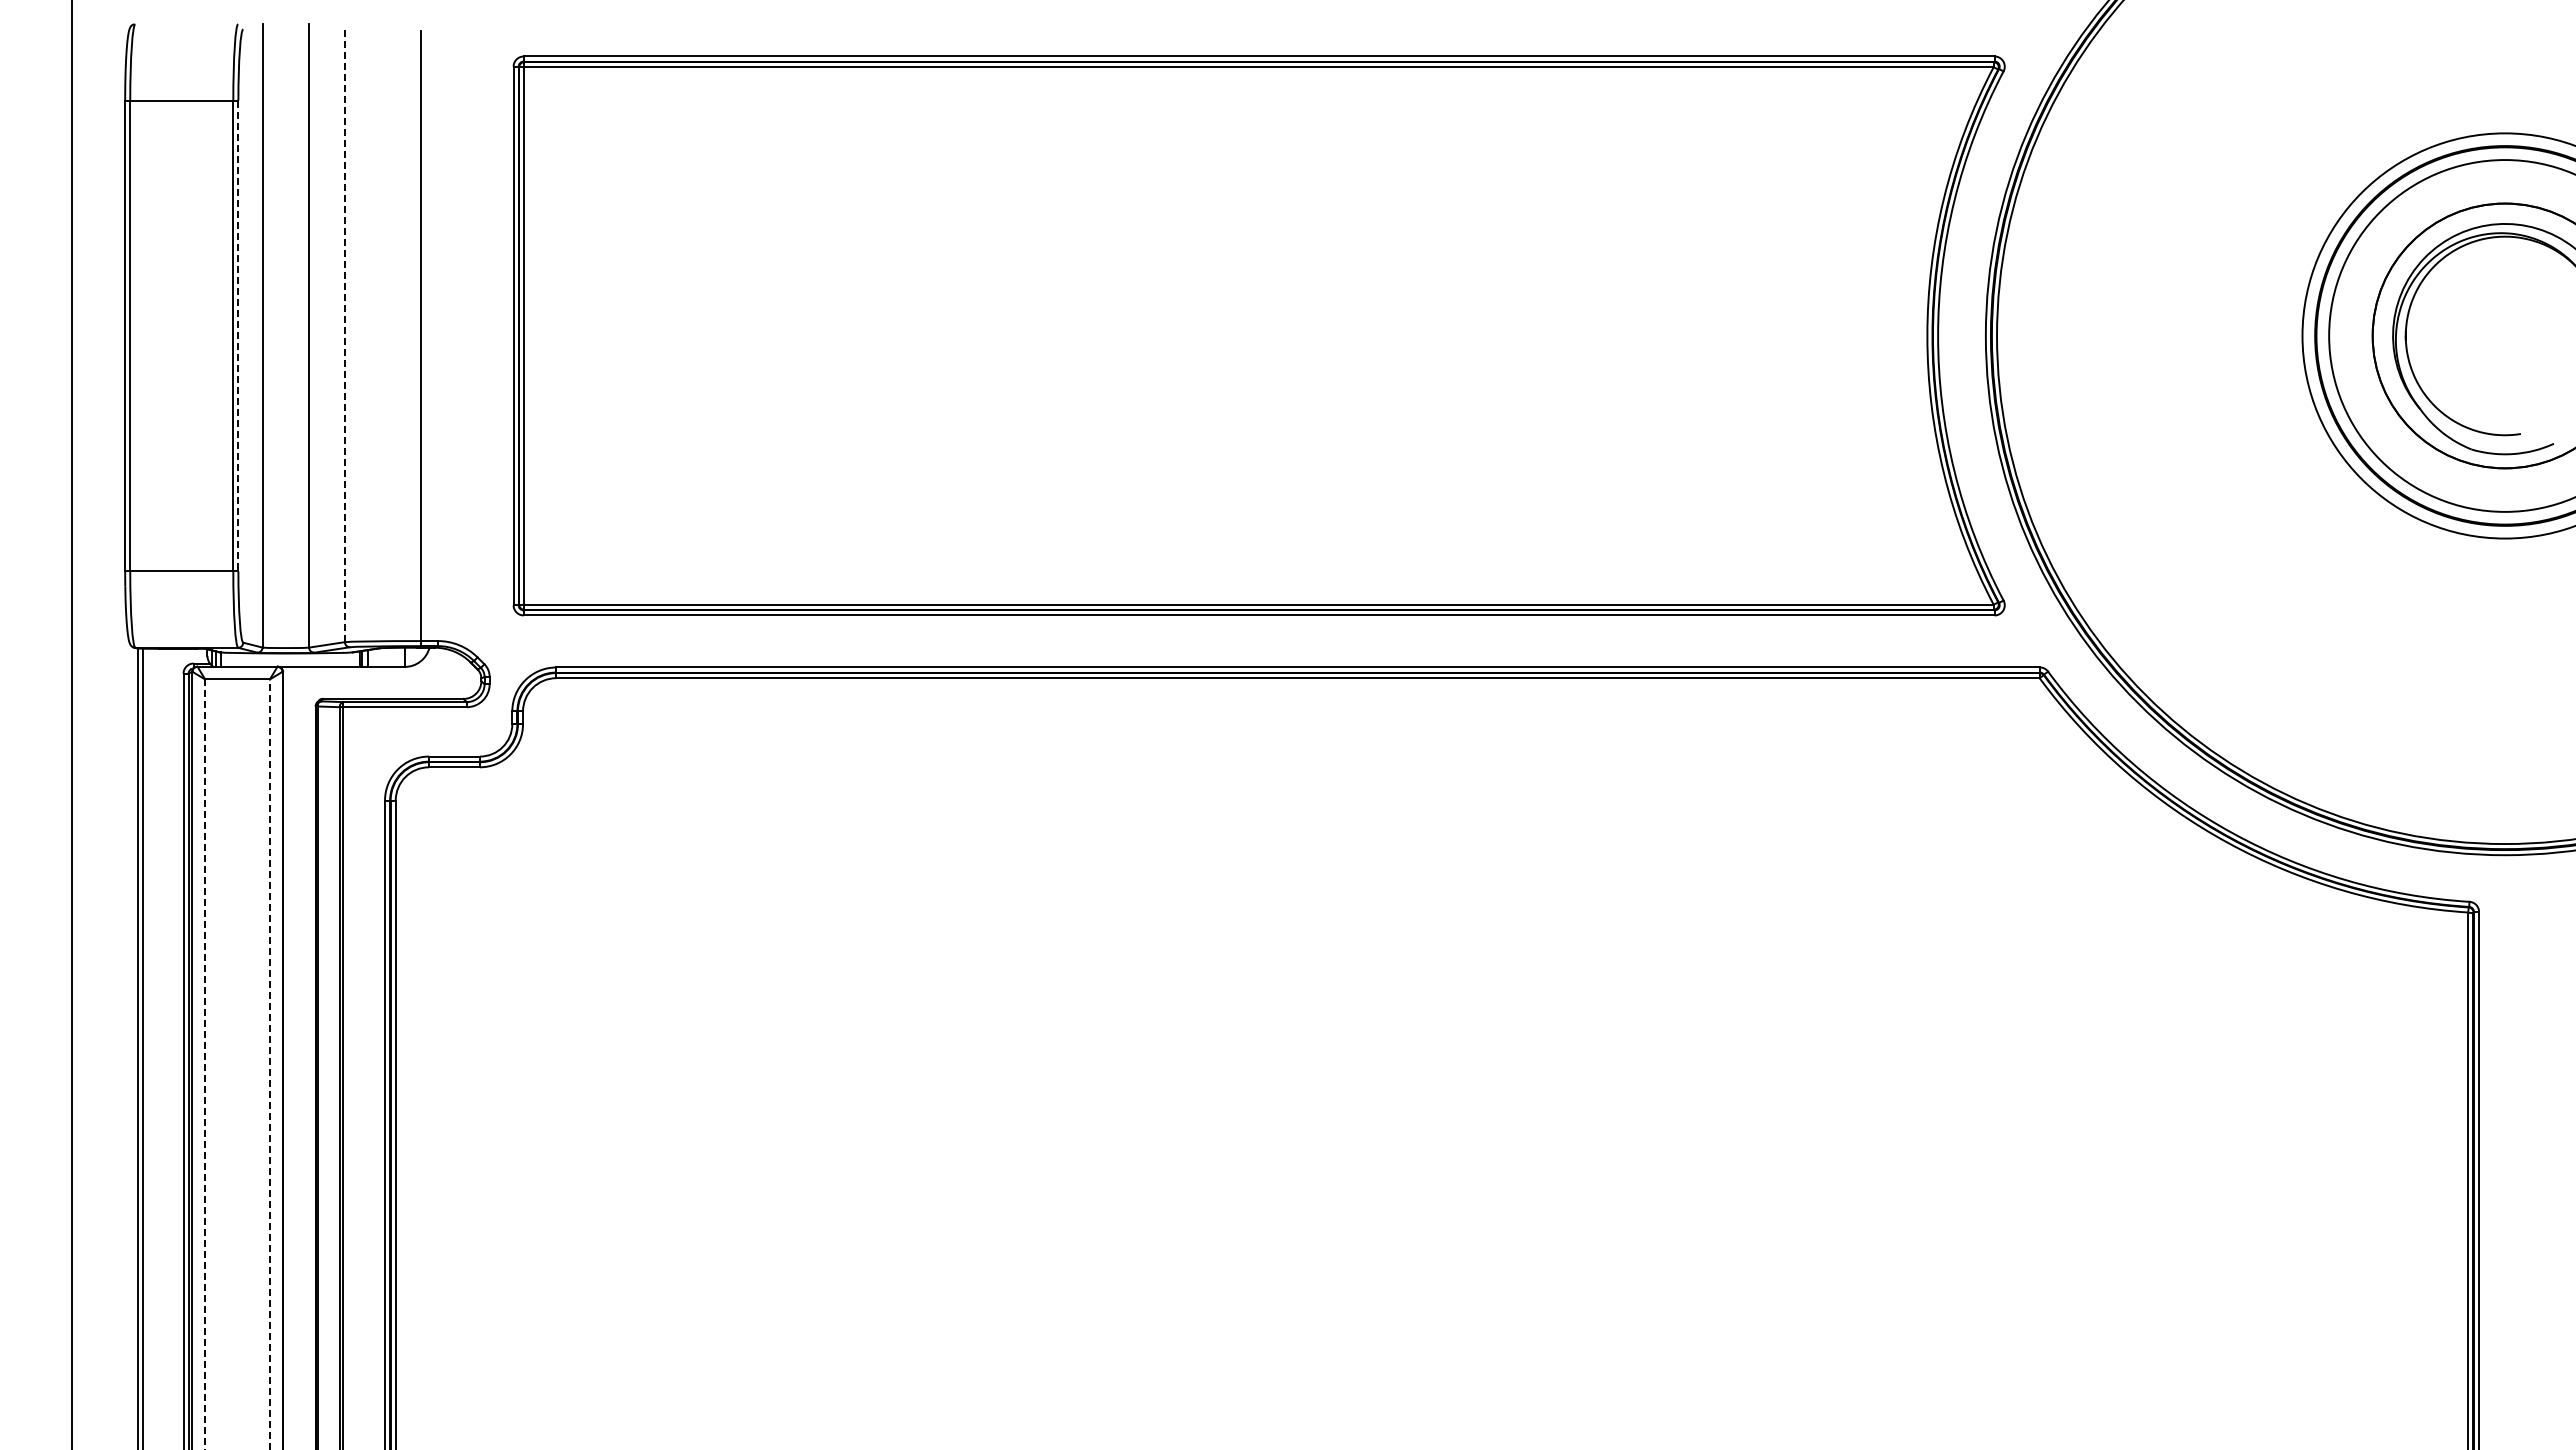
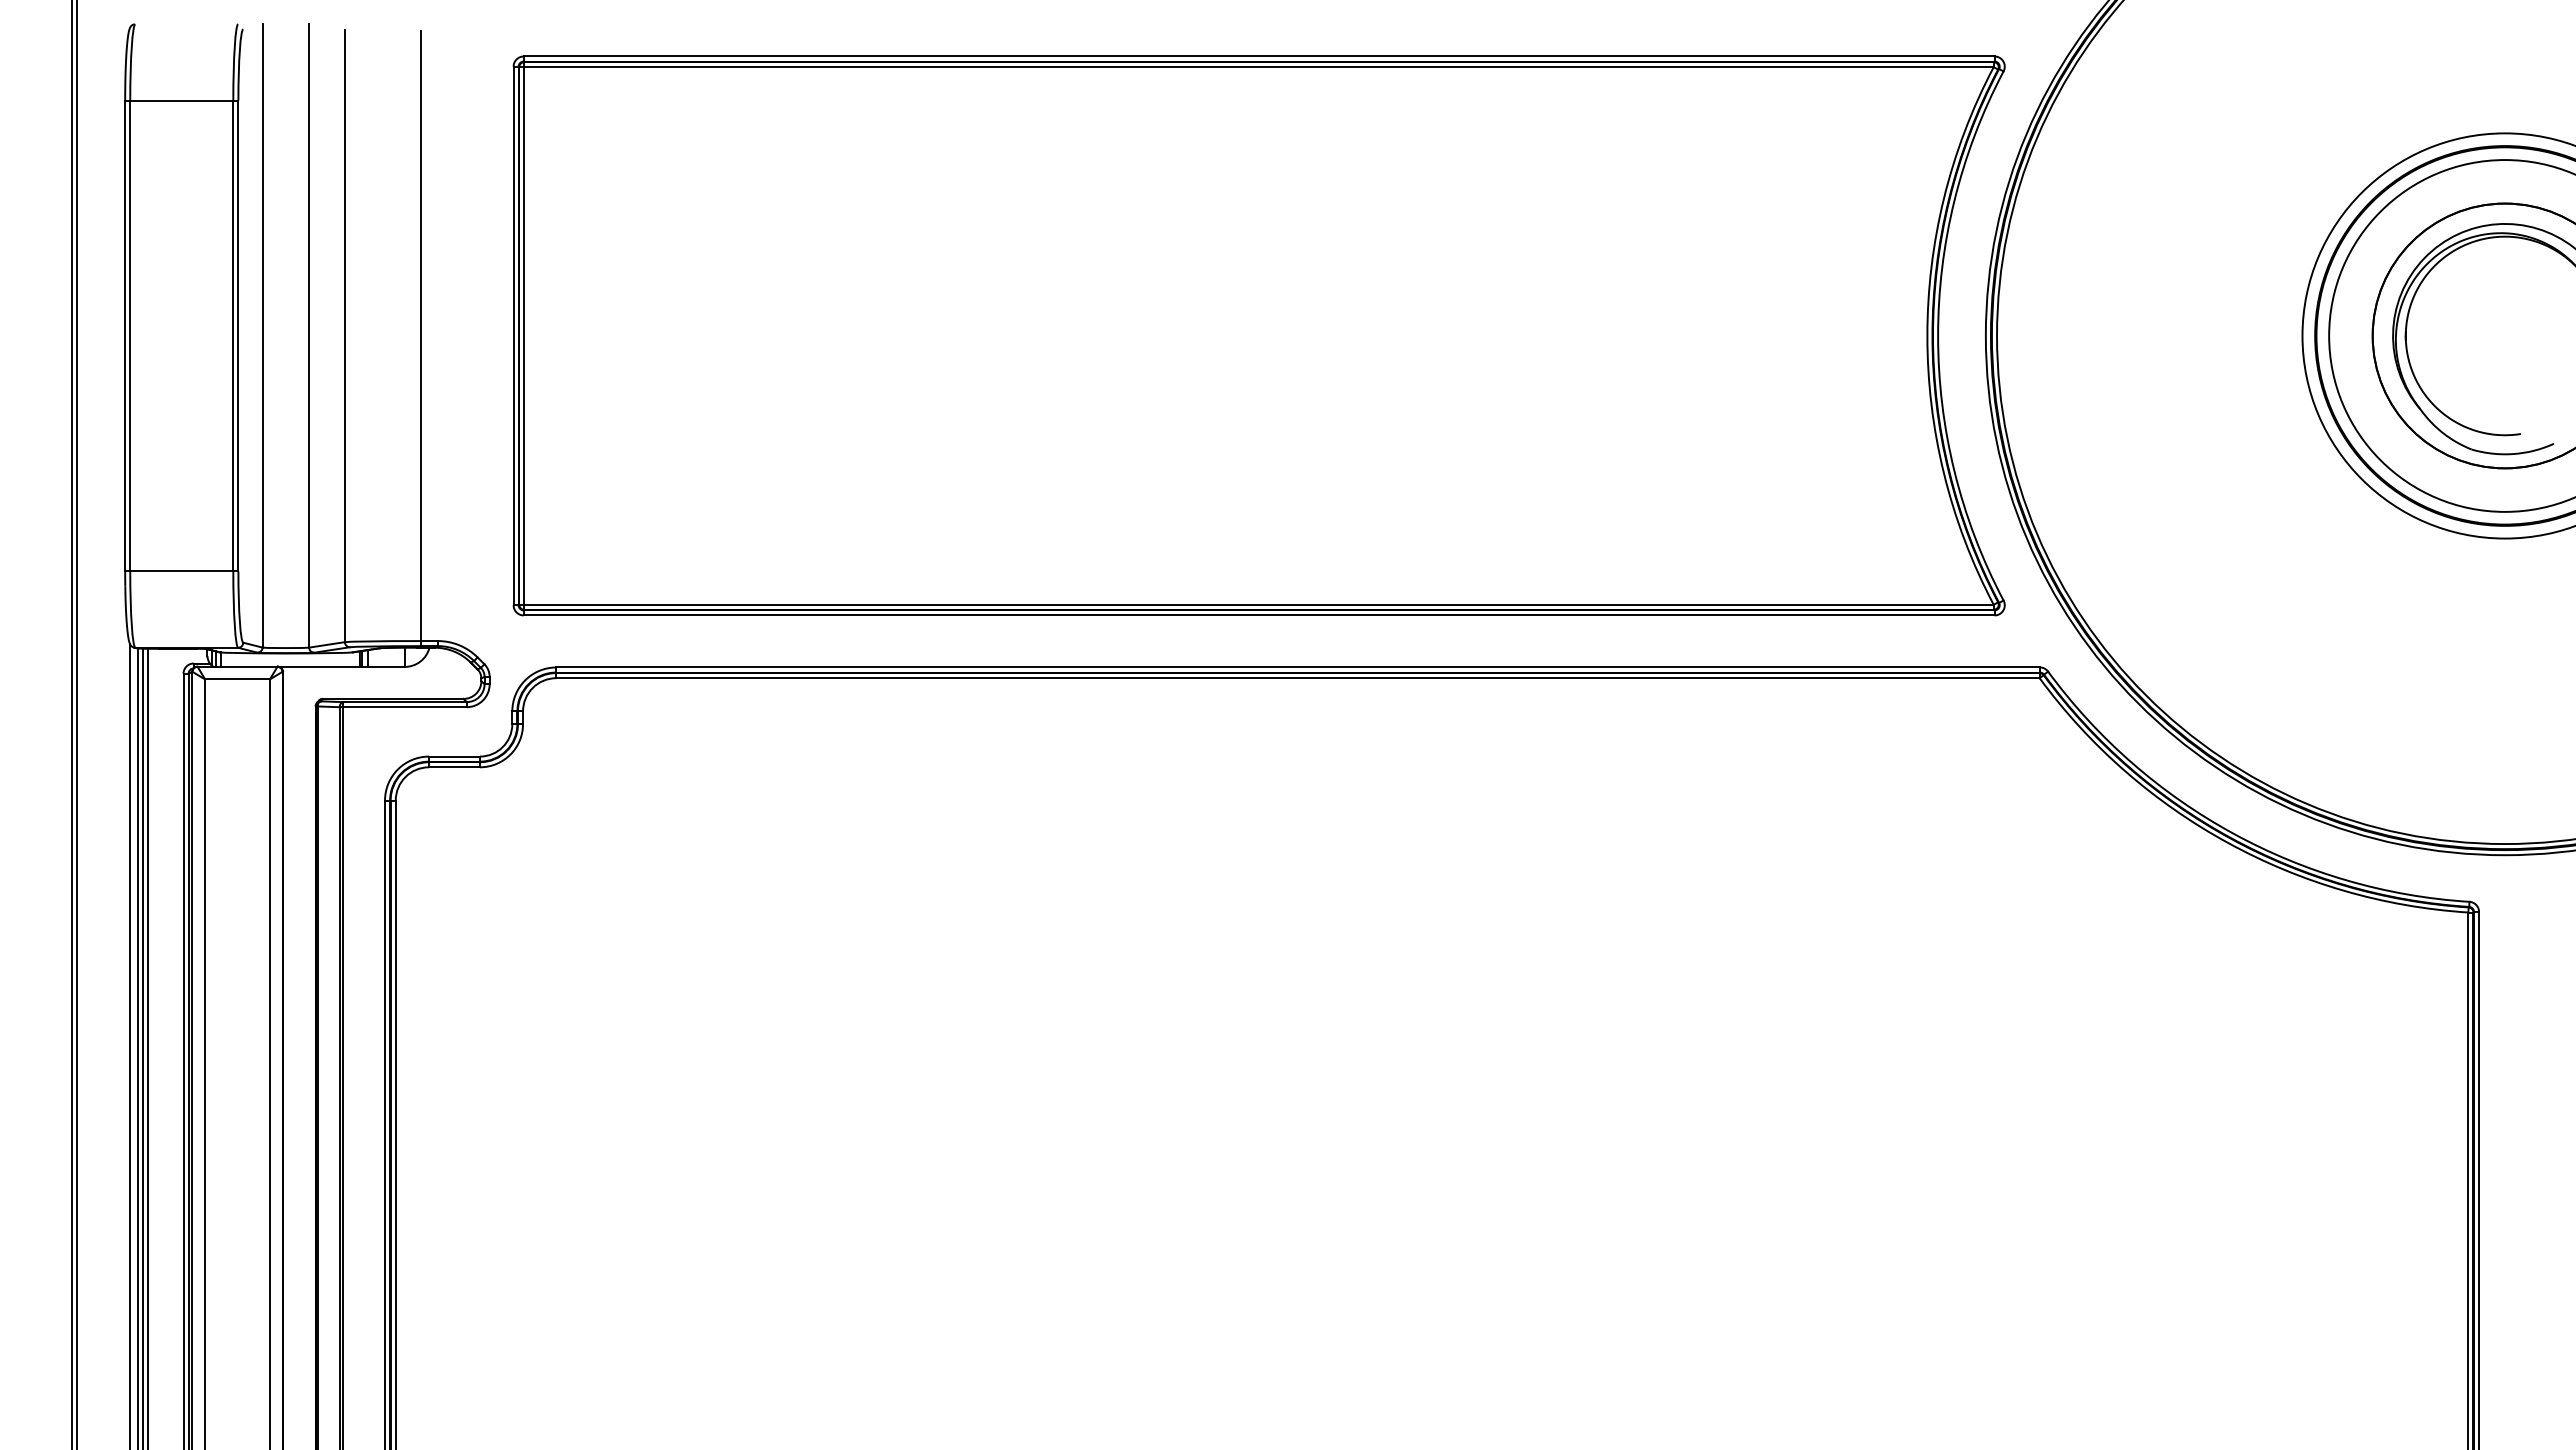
line: dashed -> solid (344, 335)
line: dashed -> solid (238, 336)
line: none -> present (77, 724)
line: none -> present (129, 1044)
line: none -> present (147, 1047)
line: dashed -> solid (205, 1064)
line: dashed -> solid (269, 1064)
